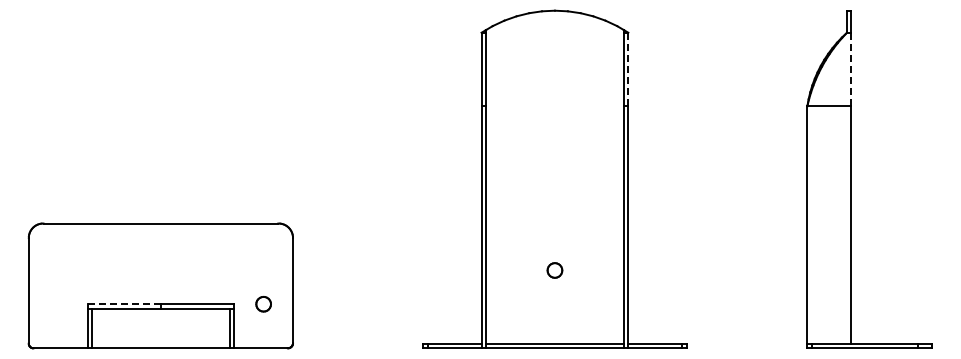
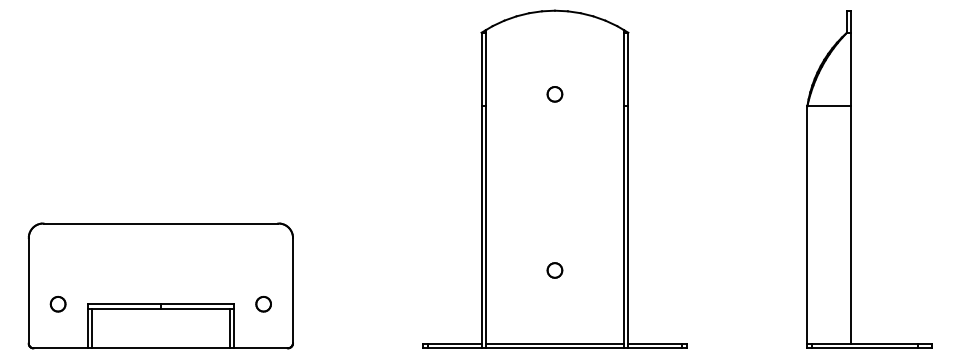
line: dashed -> solid (628, 69)
line: dashed -> solid (851, 69)
part: none -> present (554, 94)
part: none -> present (57, 304)
line: dashed -> solid (124, 304)
